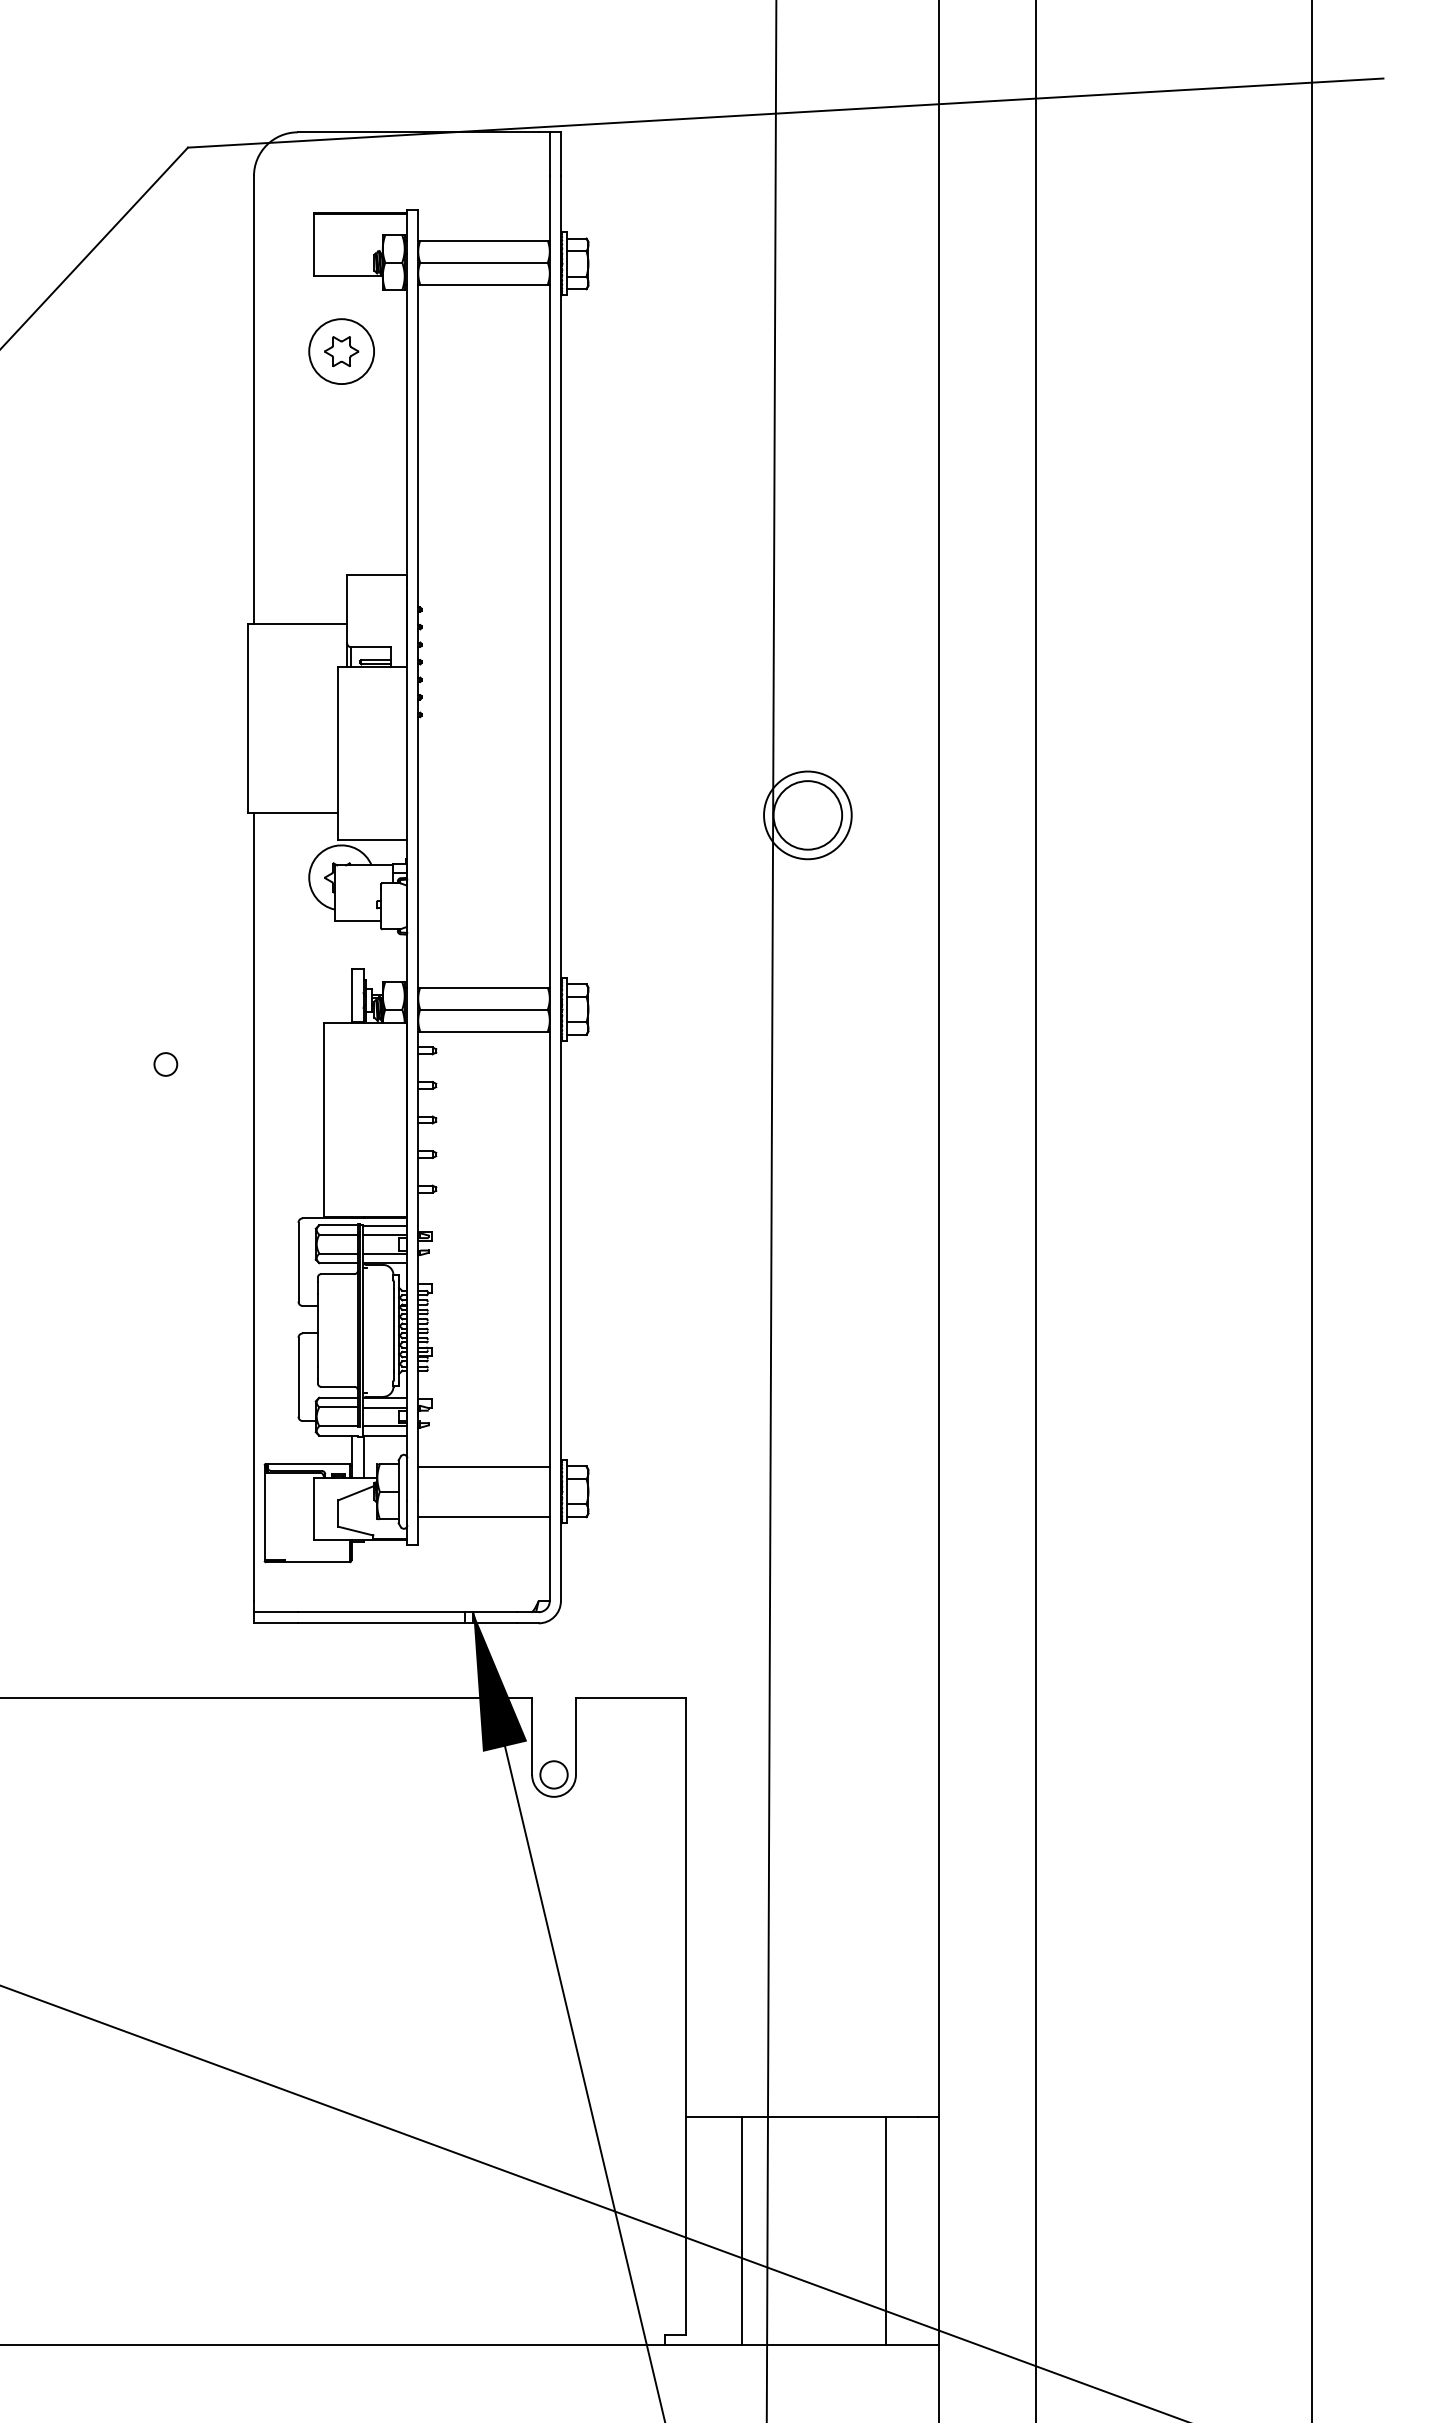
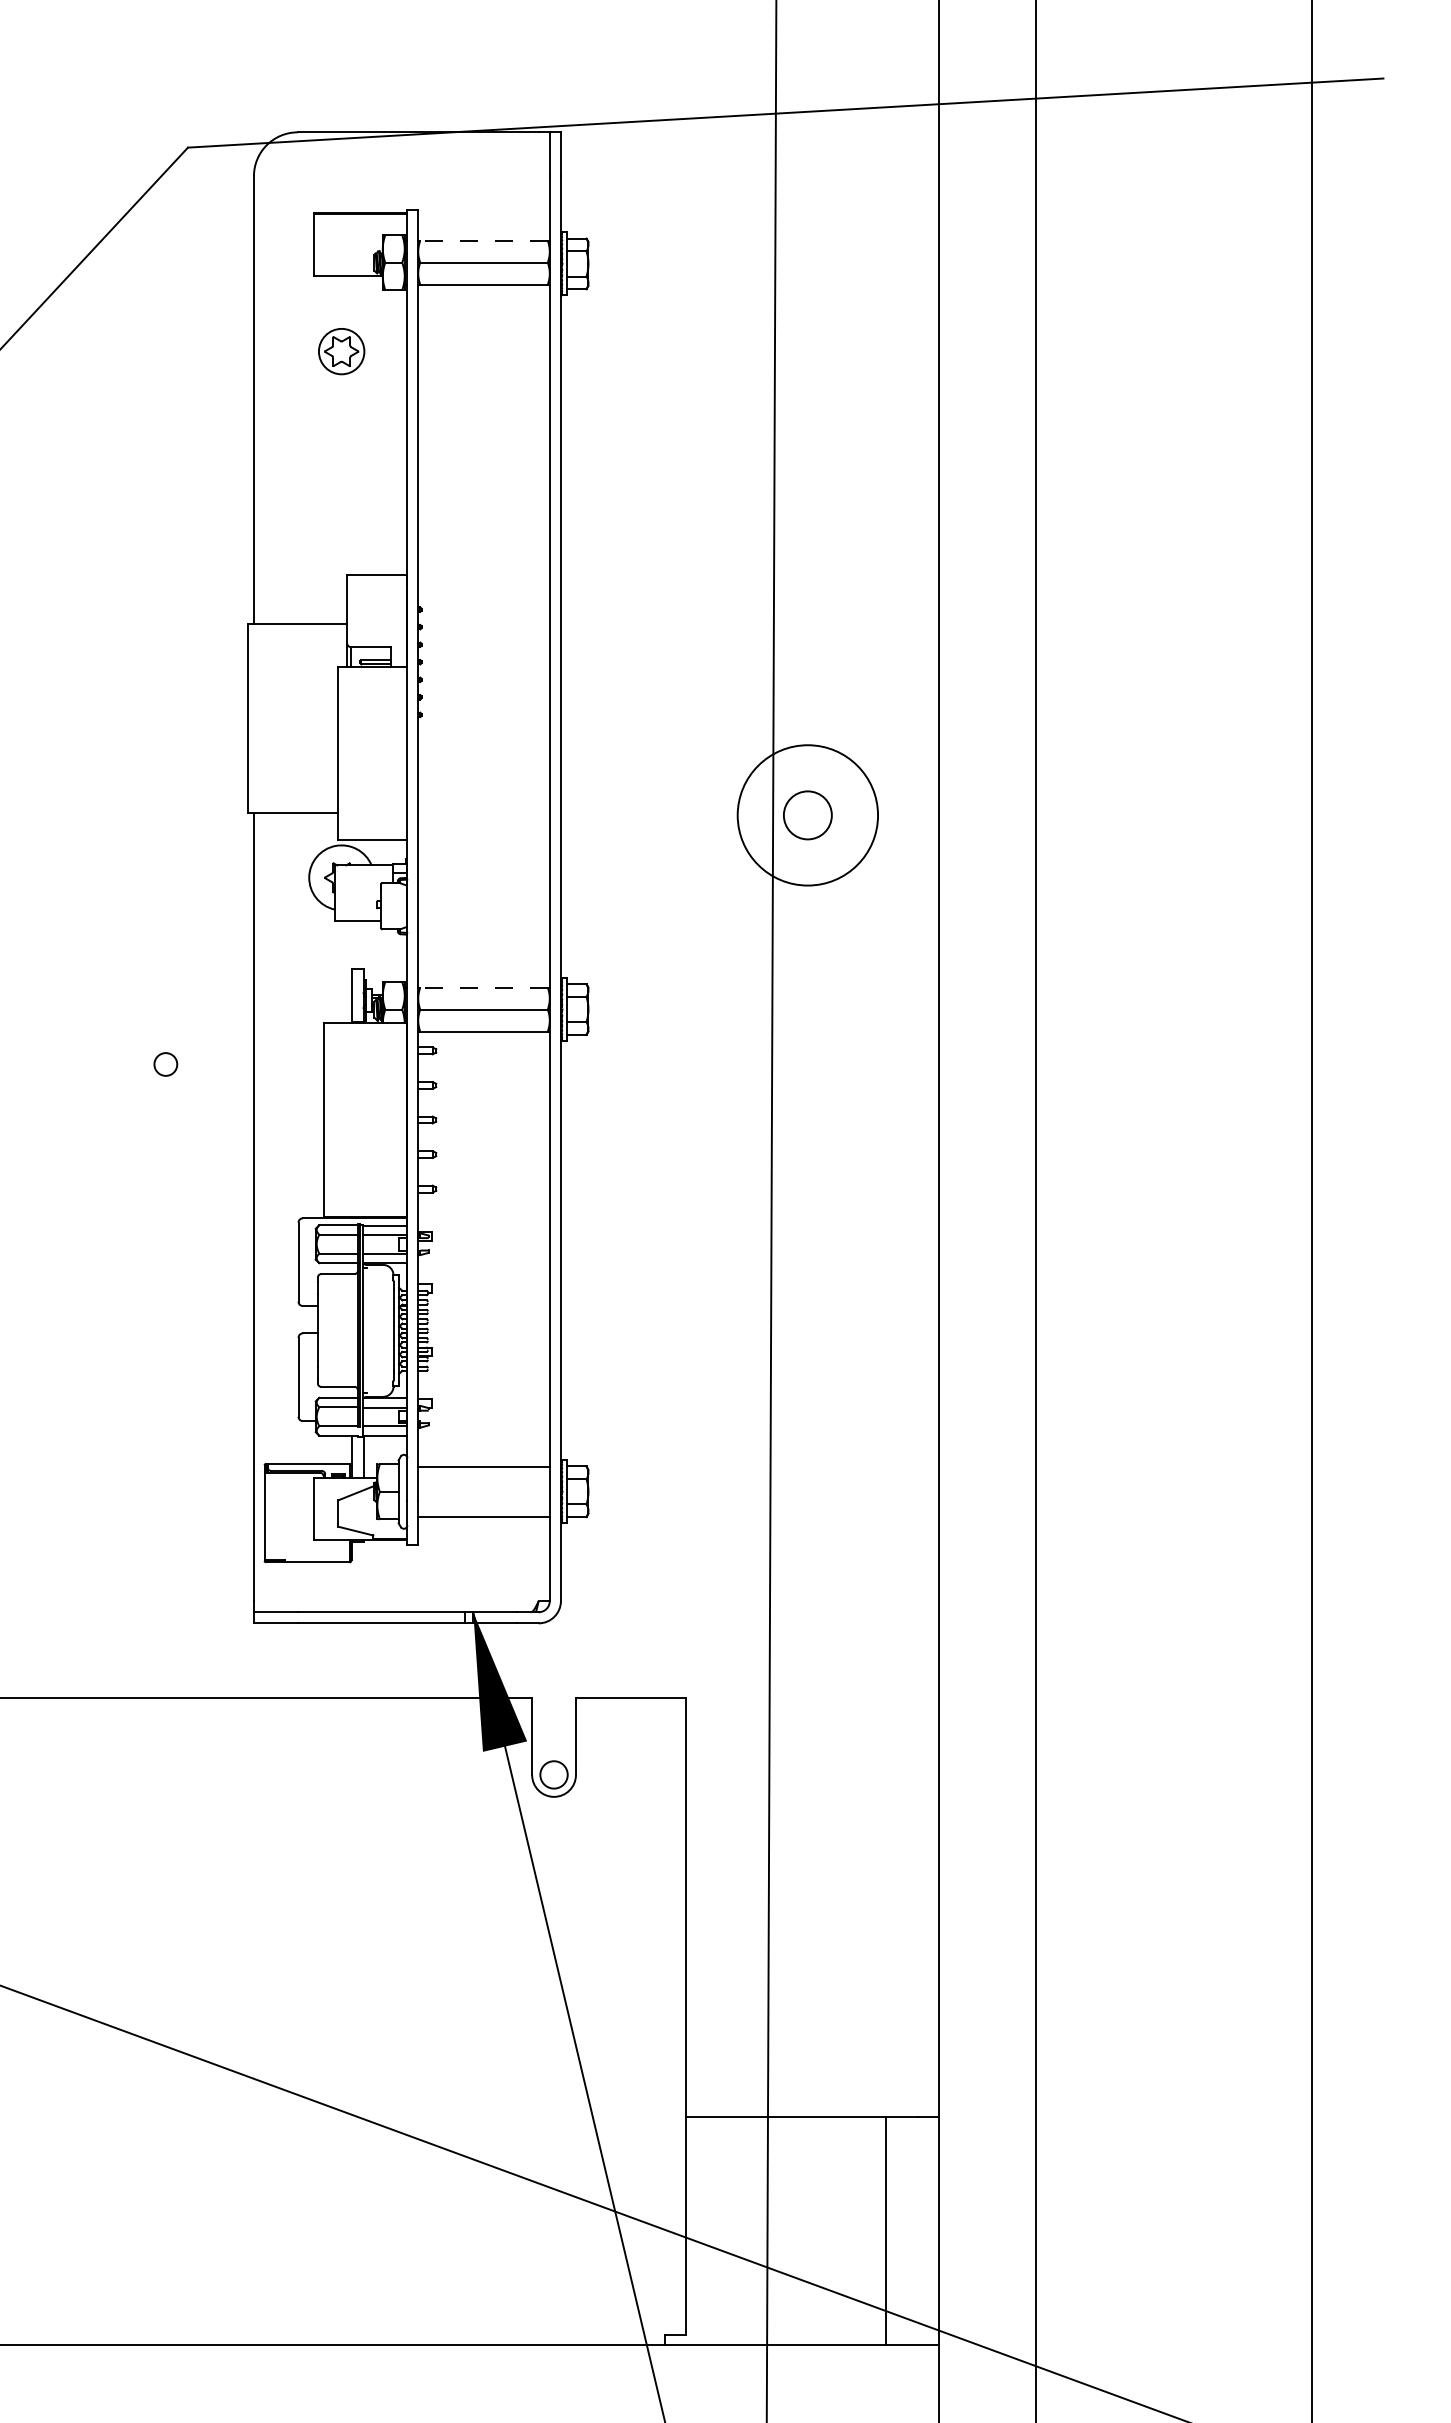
line: solid -> dashed (484, 240)
circle diameter: 65 px -> 45 px (341, 351)
circle diameter: 69 px -> 48 px (807, 815)
circle diameter: 88 px -> 140 px (807, 815)
line: solid -> dashed (484, 987)
line: present -> none (742, 2230)
